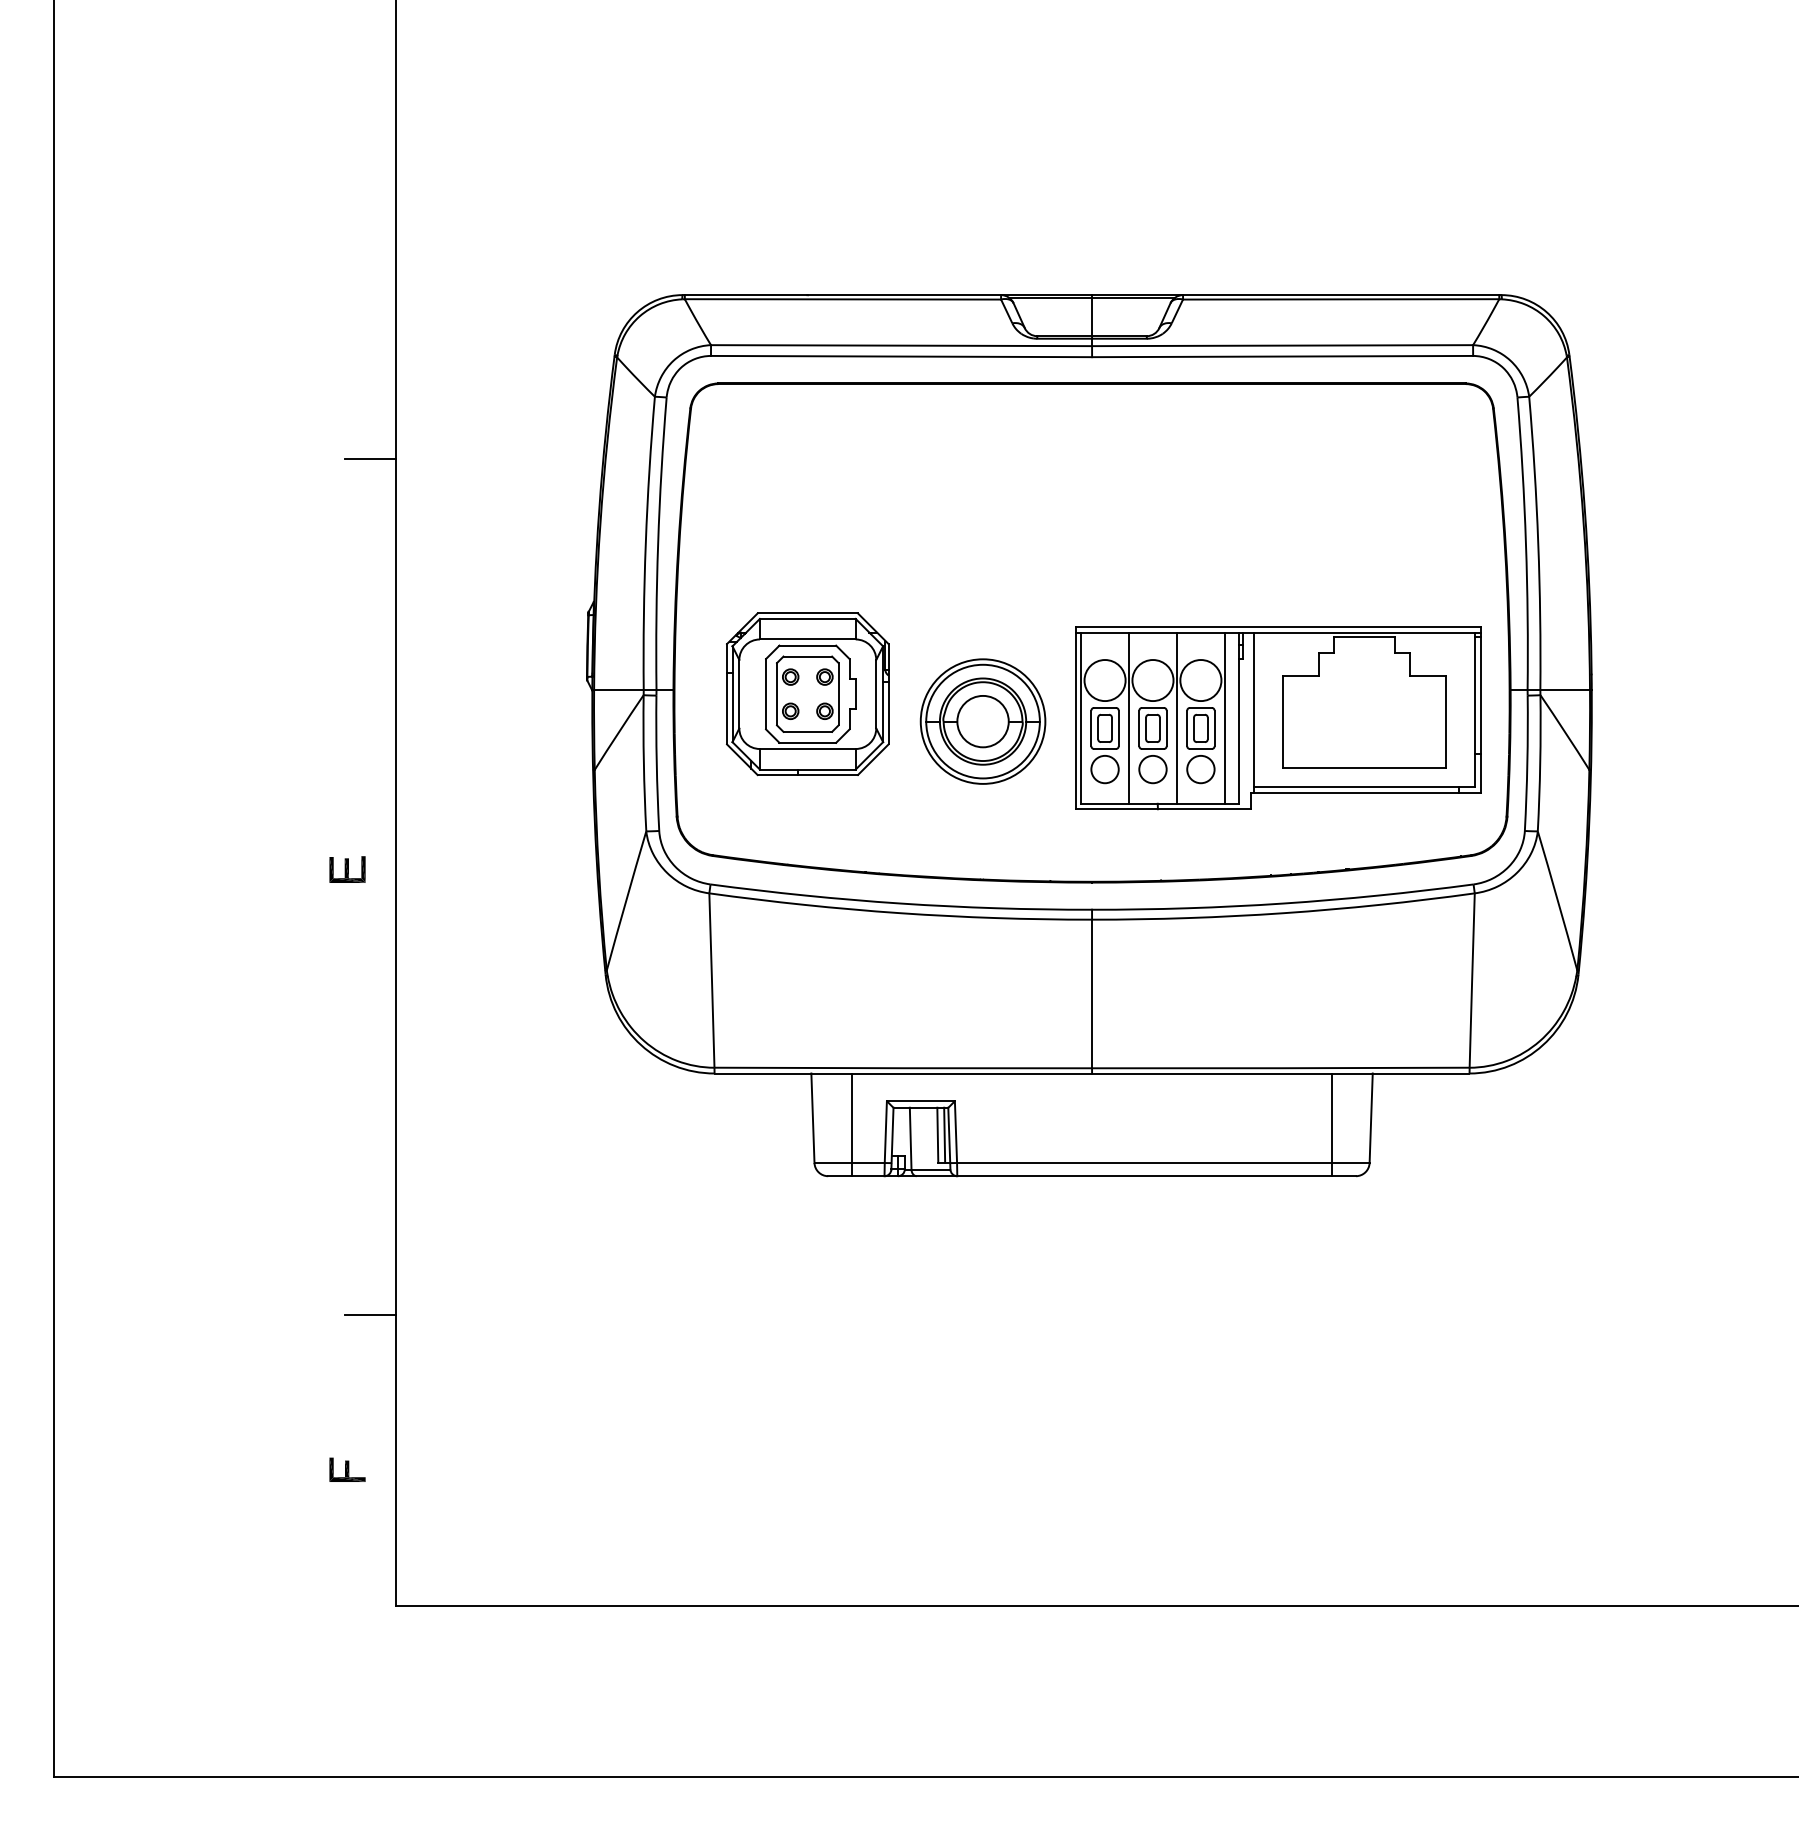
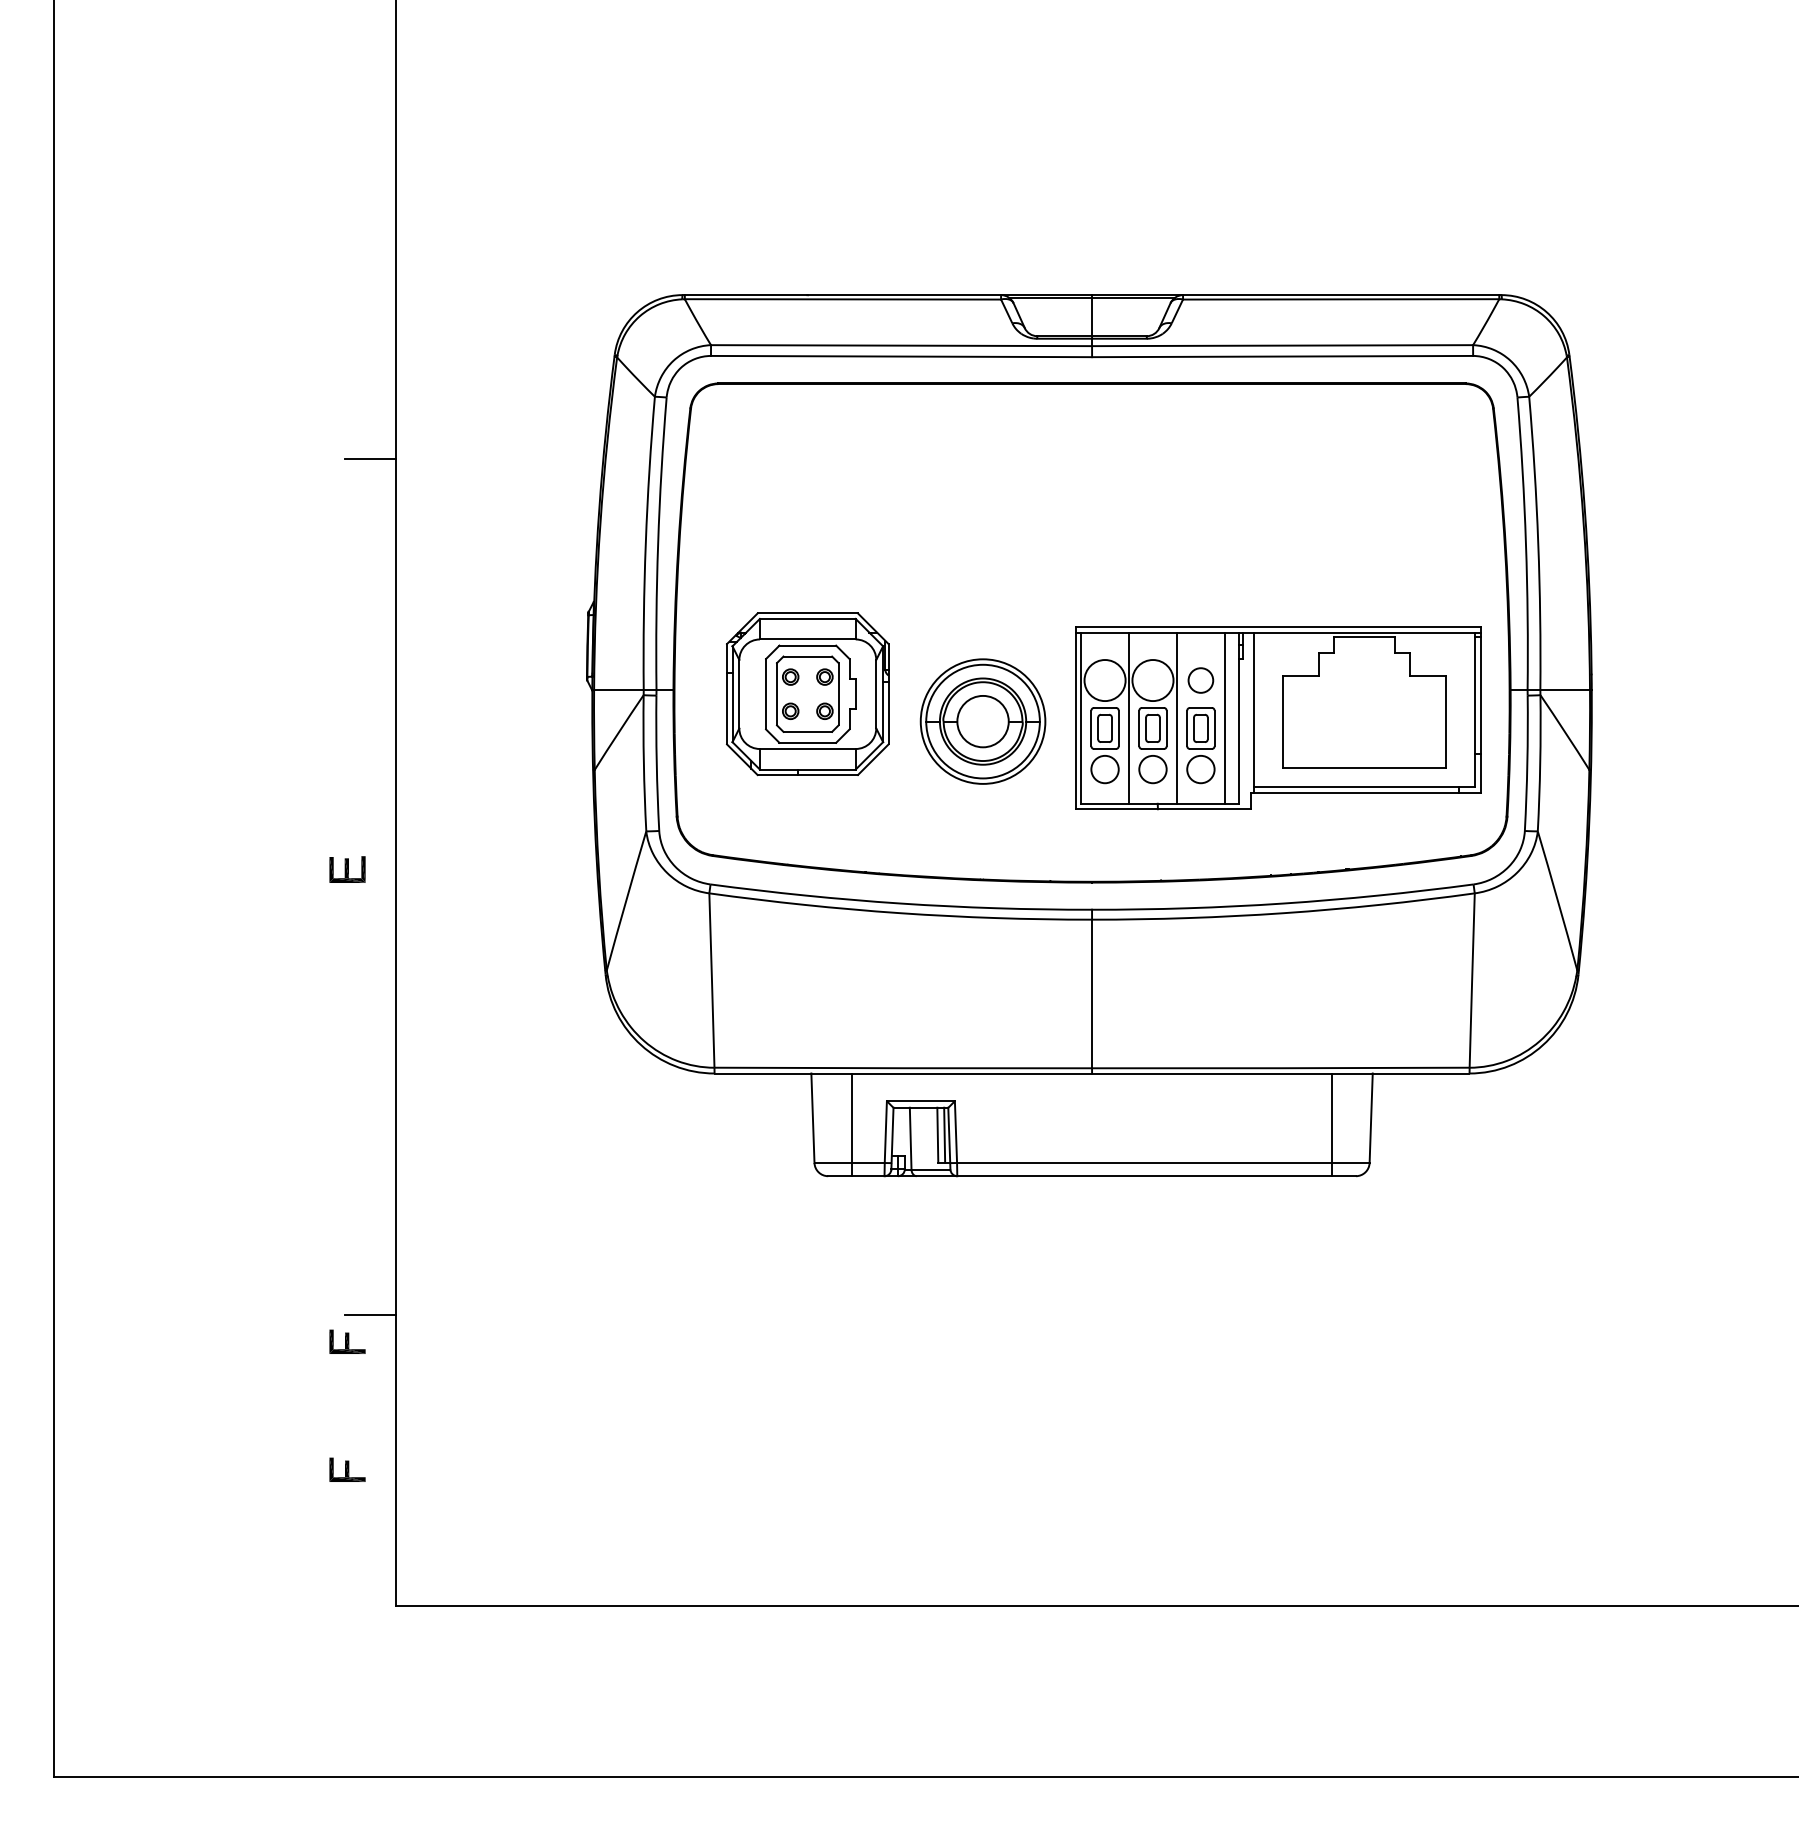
circle diameter: 41 px -> 25 px (1200, 680)
part: none -> present (347, 1341)
